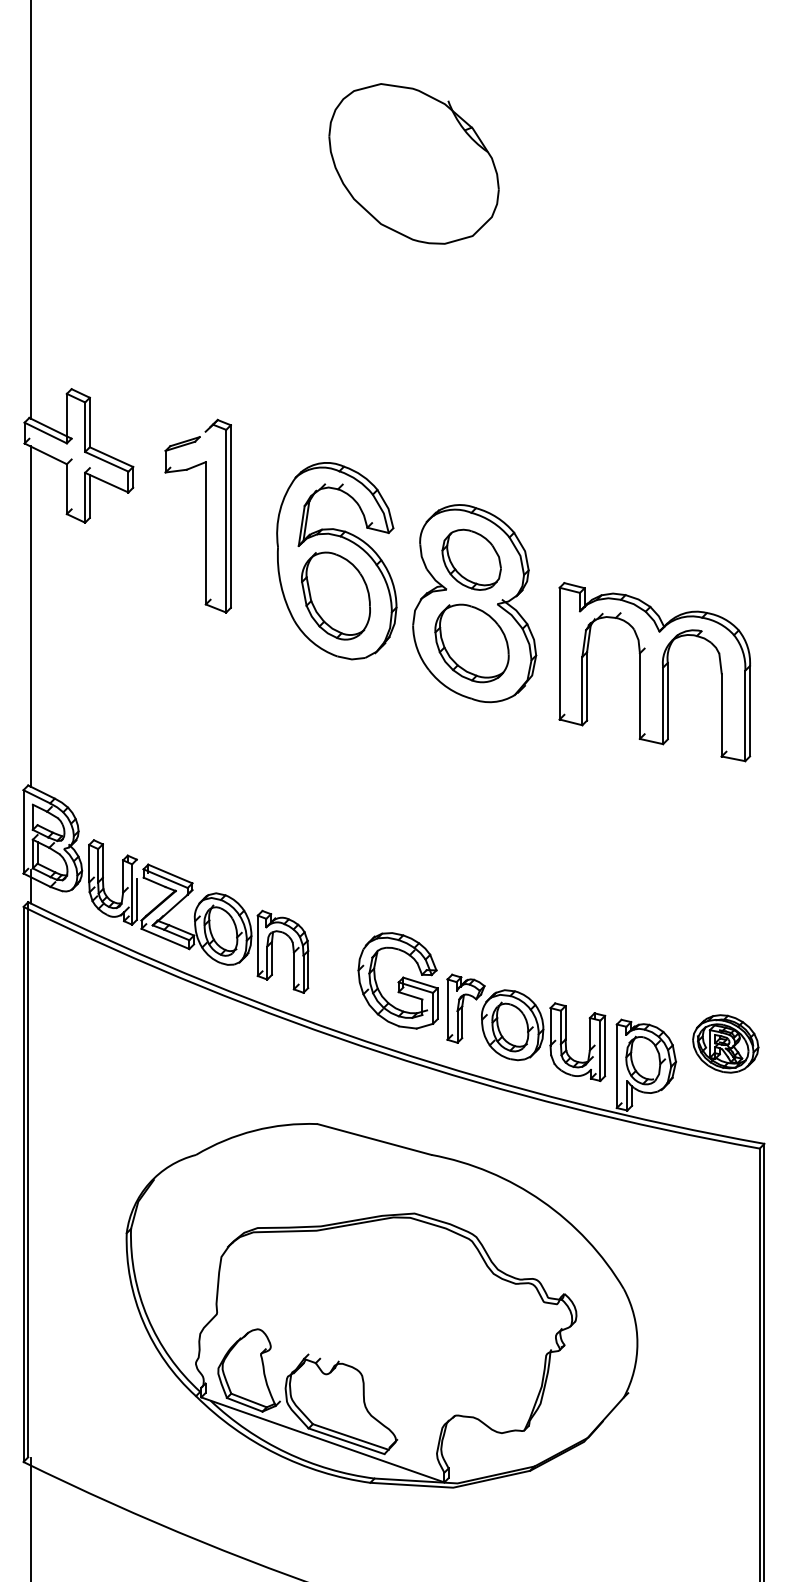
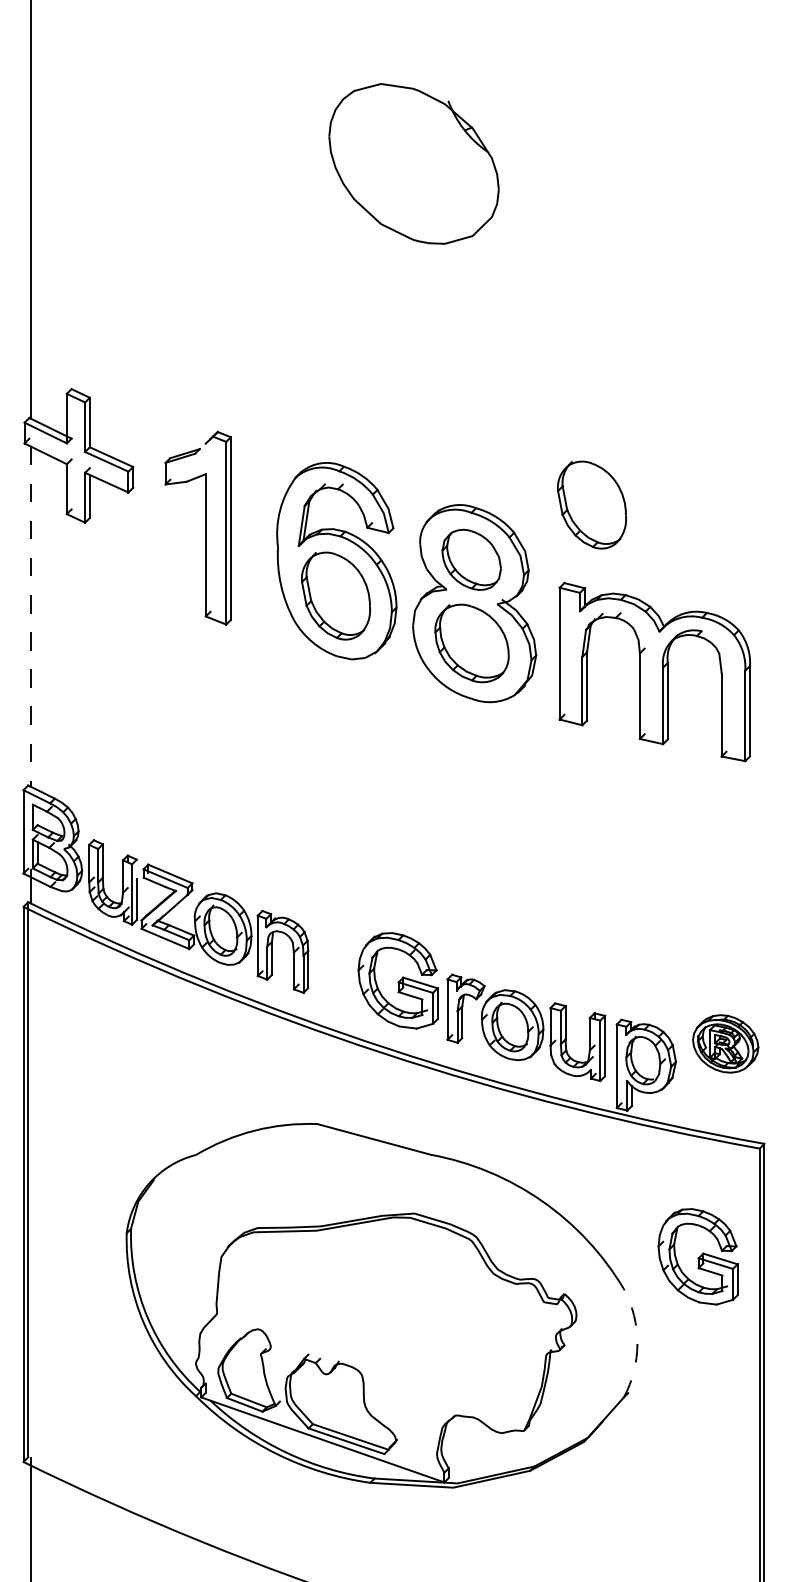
part: none -> present (591, 504)
part position: (205, 515) -> (205, 527) (205, 527)
line: solid -> dashed (30, 617)
part: none -> present (697, 1256)
arc: solid -> dashed (637, 1343)
